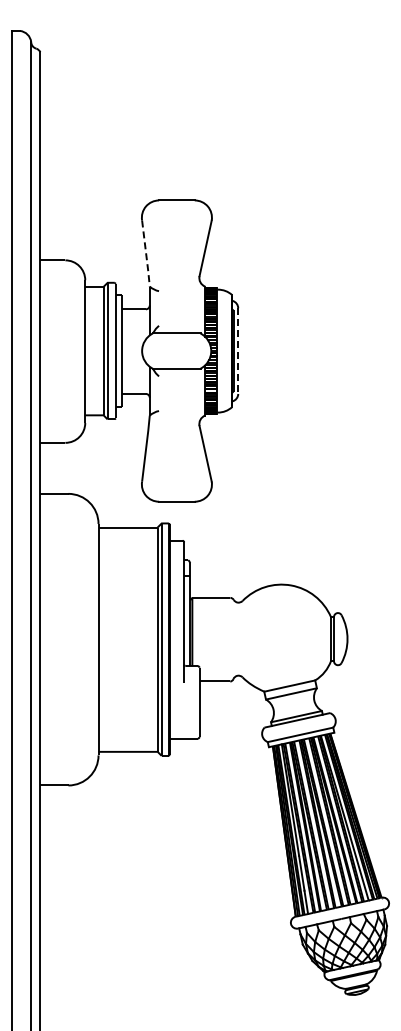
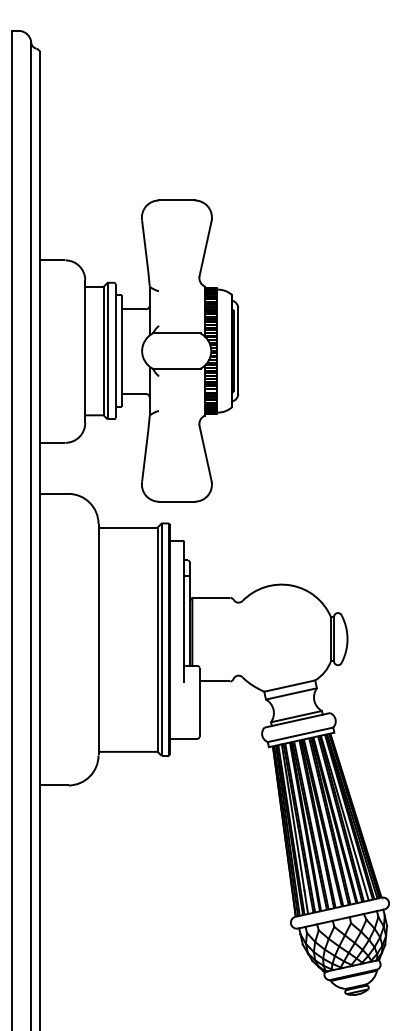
line: dashed -> solid (146, 254)
line: dashed -> solid (238, 351)
